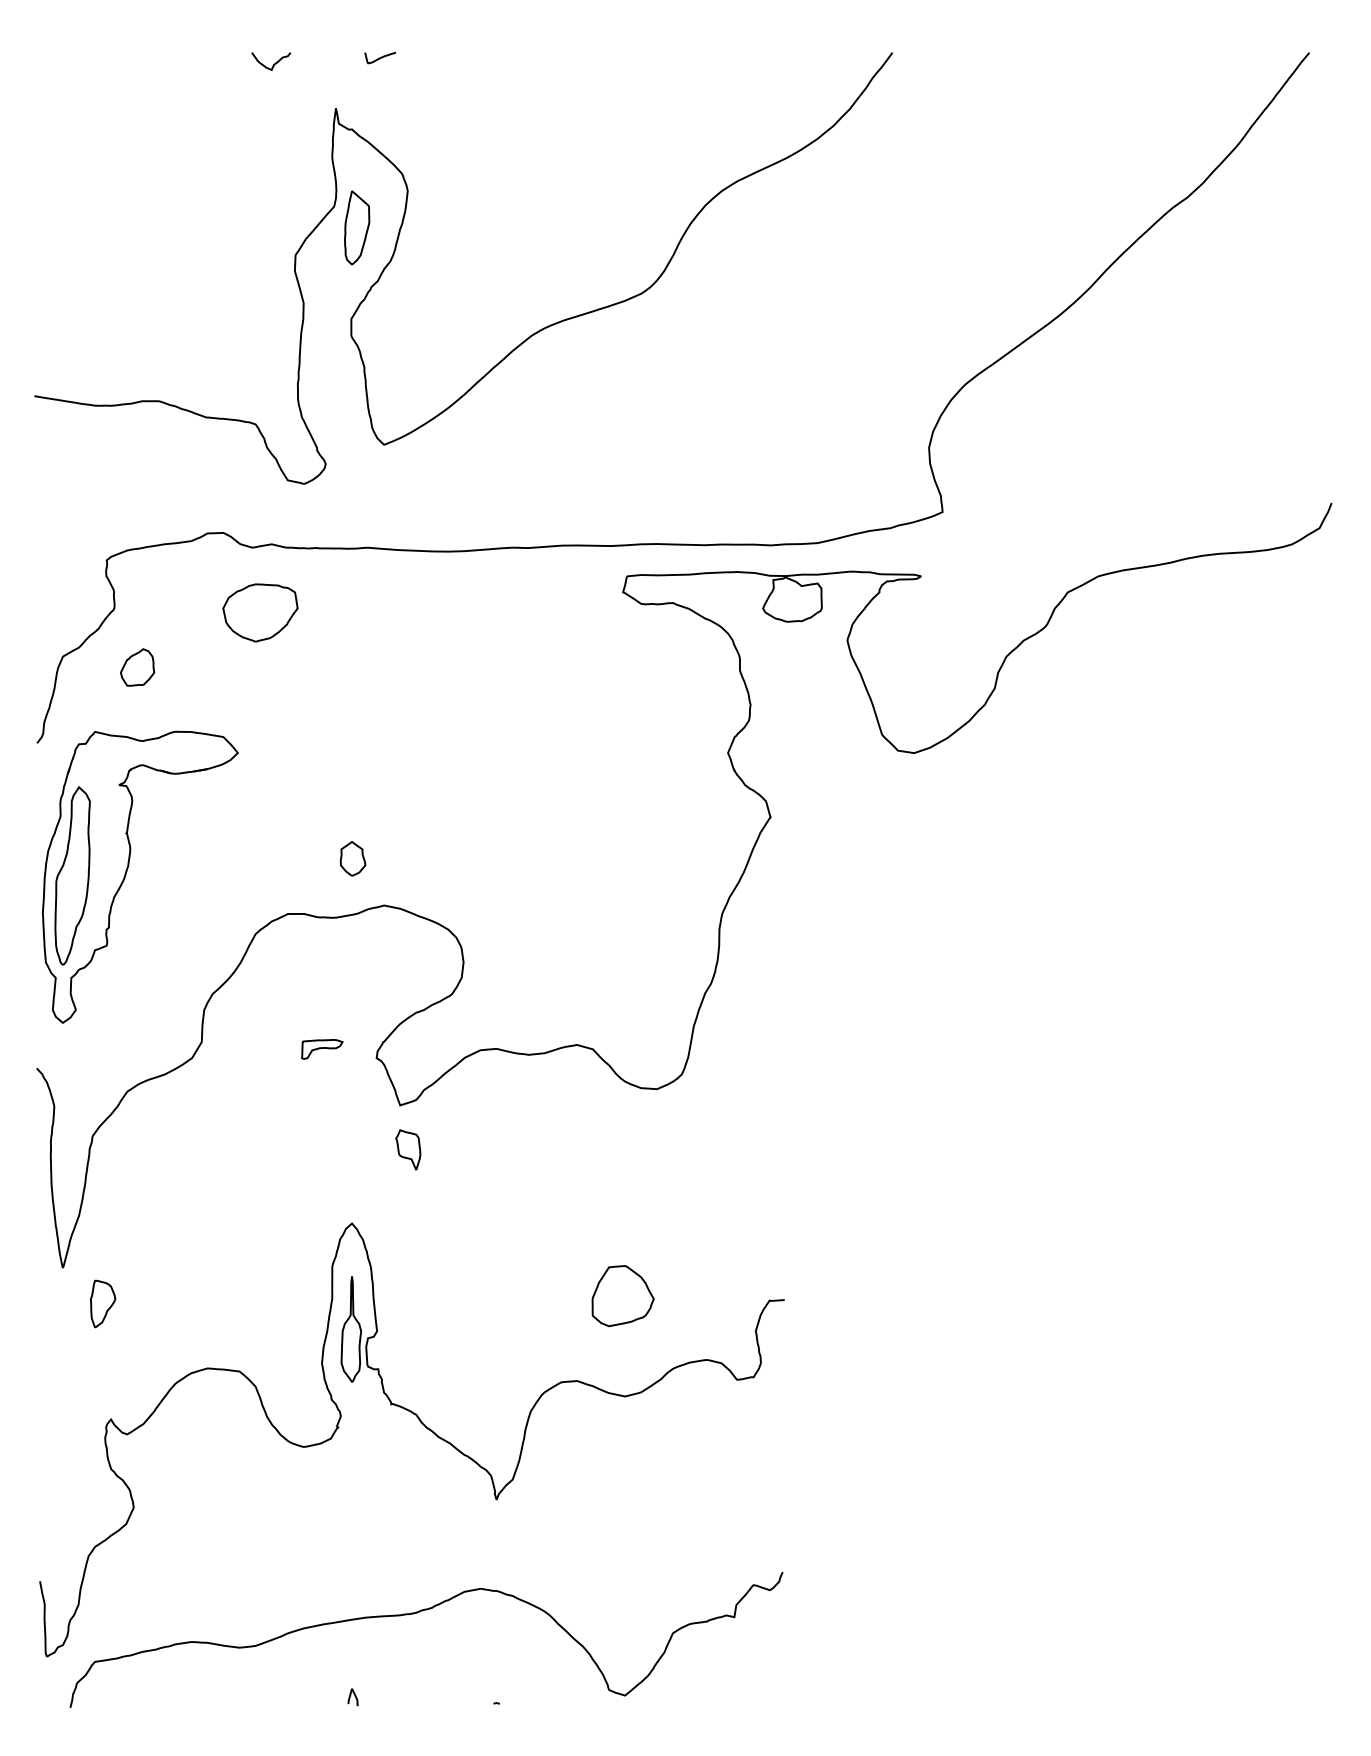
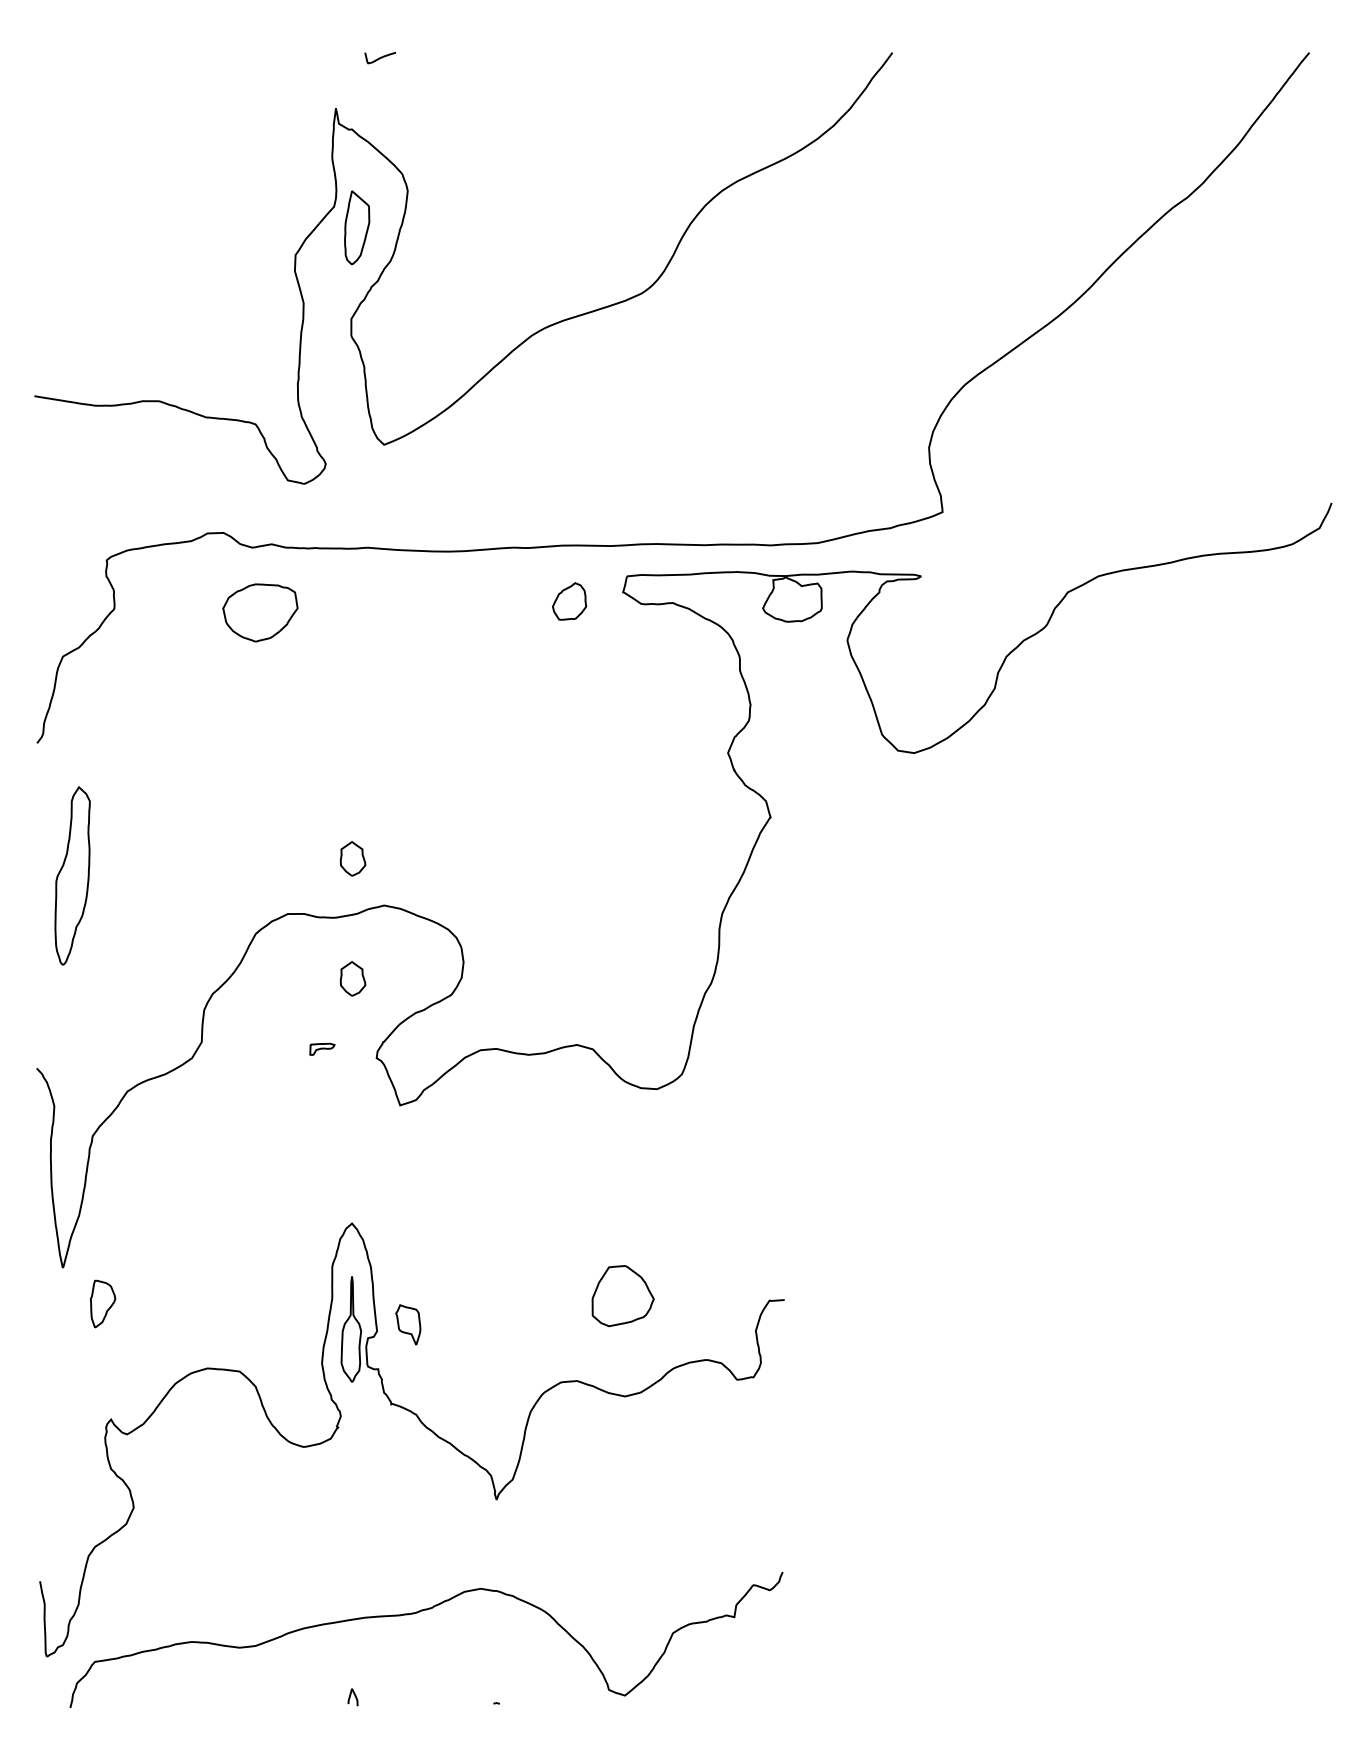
curve: present -> none (274, 63)
part position: (137, 667) -> (569, 601) (569, 601)
part: present -> none (127, 872)
part: none -> present (352, 978)
part size: 43x21 px -> 27x14 px (322, 1048)
part position: (408, 1149) -> (408, 1324) (408, 1324)
